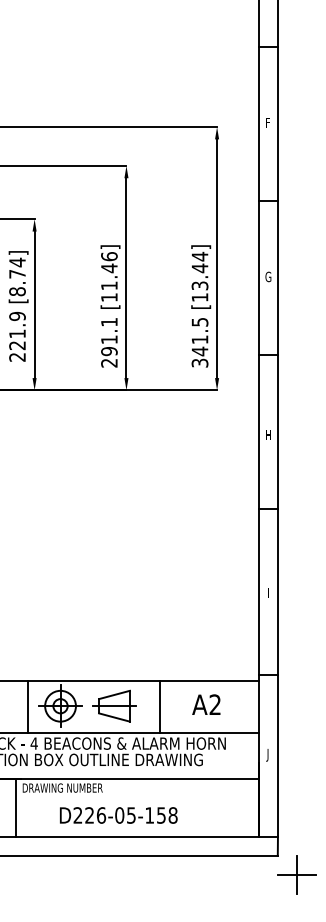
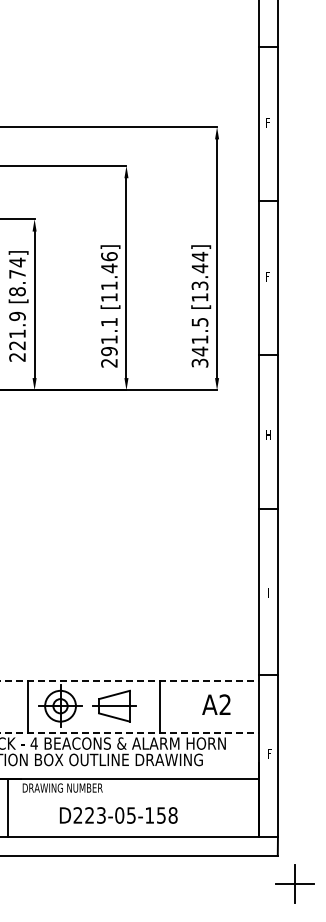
text: G -> F (268, 276)
line: solid -> dashed (129, 680)
text position: (206, 704) -> (216, 704) (216, 704)
line: solid -> dashed (129, 732)
text: J -> F (268, 755)
line position: (15, 807) -> (7, 807) (7, 807)
text: D226-05-158 -> D223-05-158 (101, 815)
part position: (296, 874) -> (294, 883) (294, 883)
